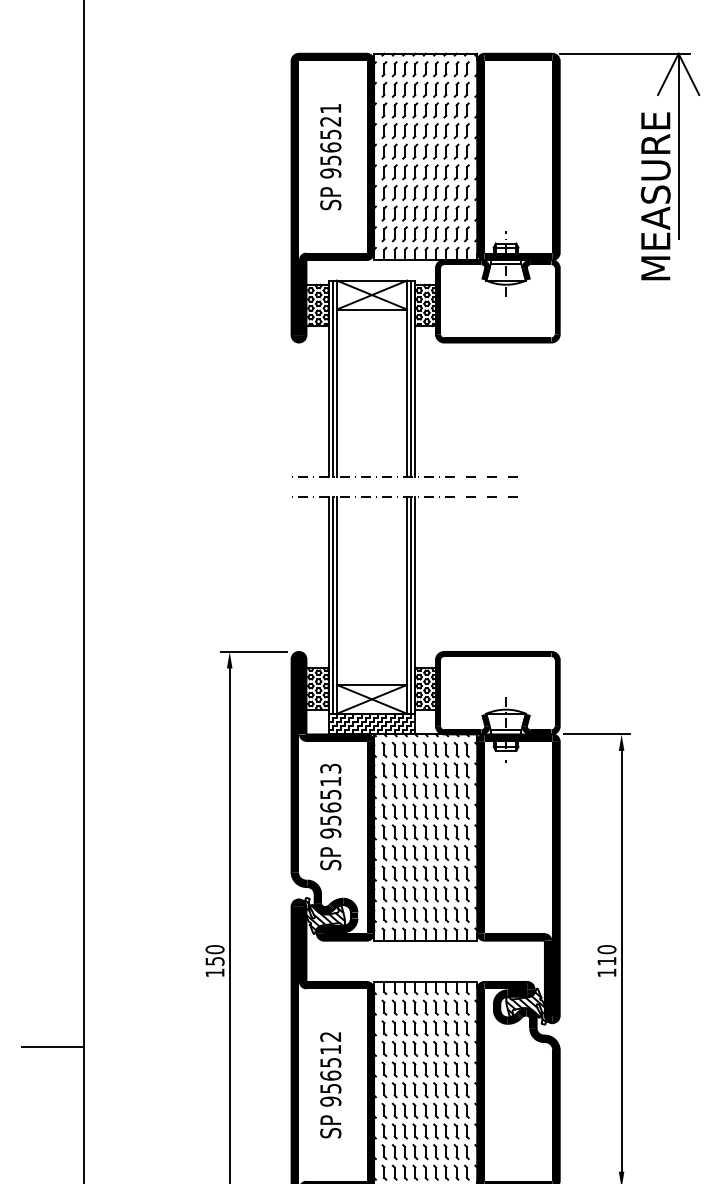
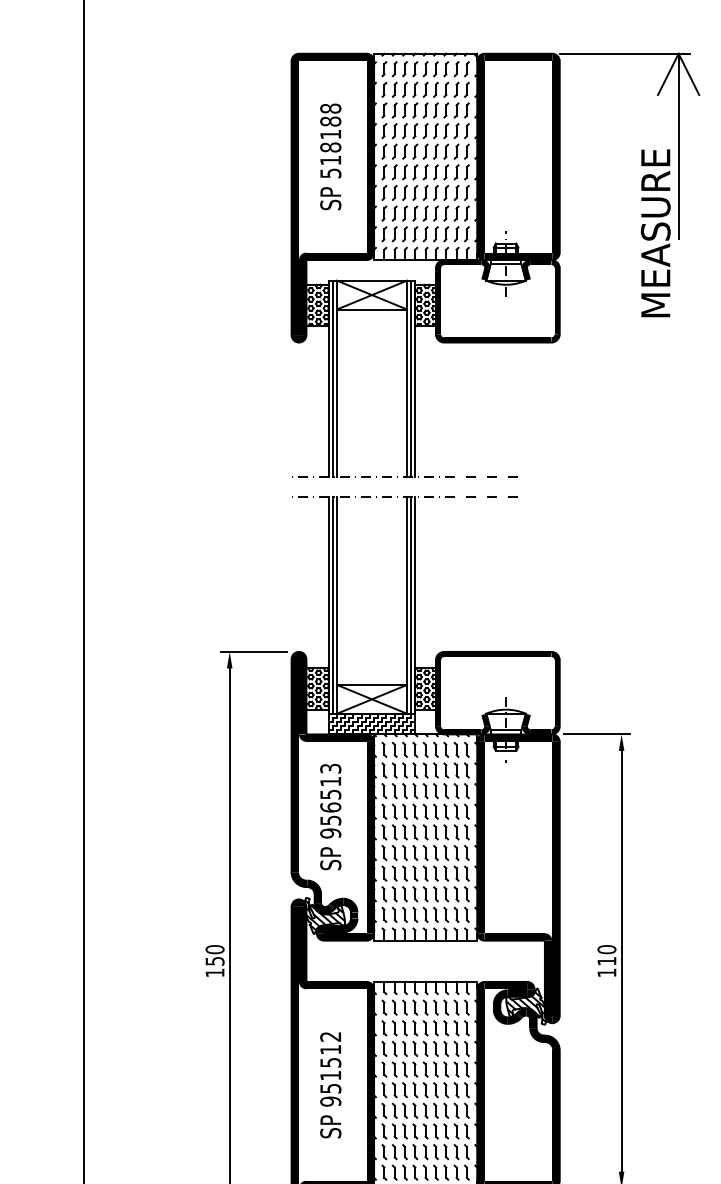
text: 956521 -> 518188 (330, 140)
text position: (655, 196) -> (655, 233) (655, 233)
line: present -> none (52, 1046)
text: 956512 -> 951512 (330, 1075)
